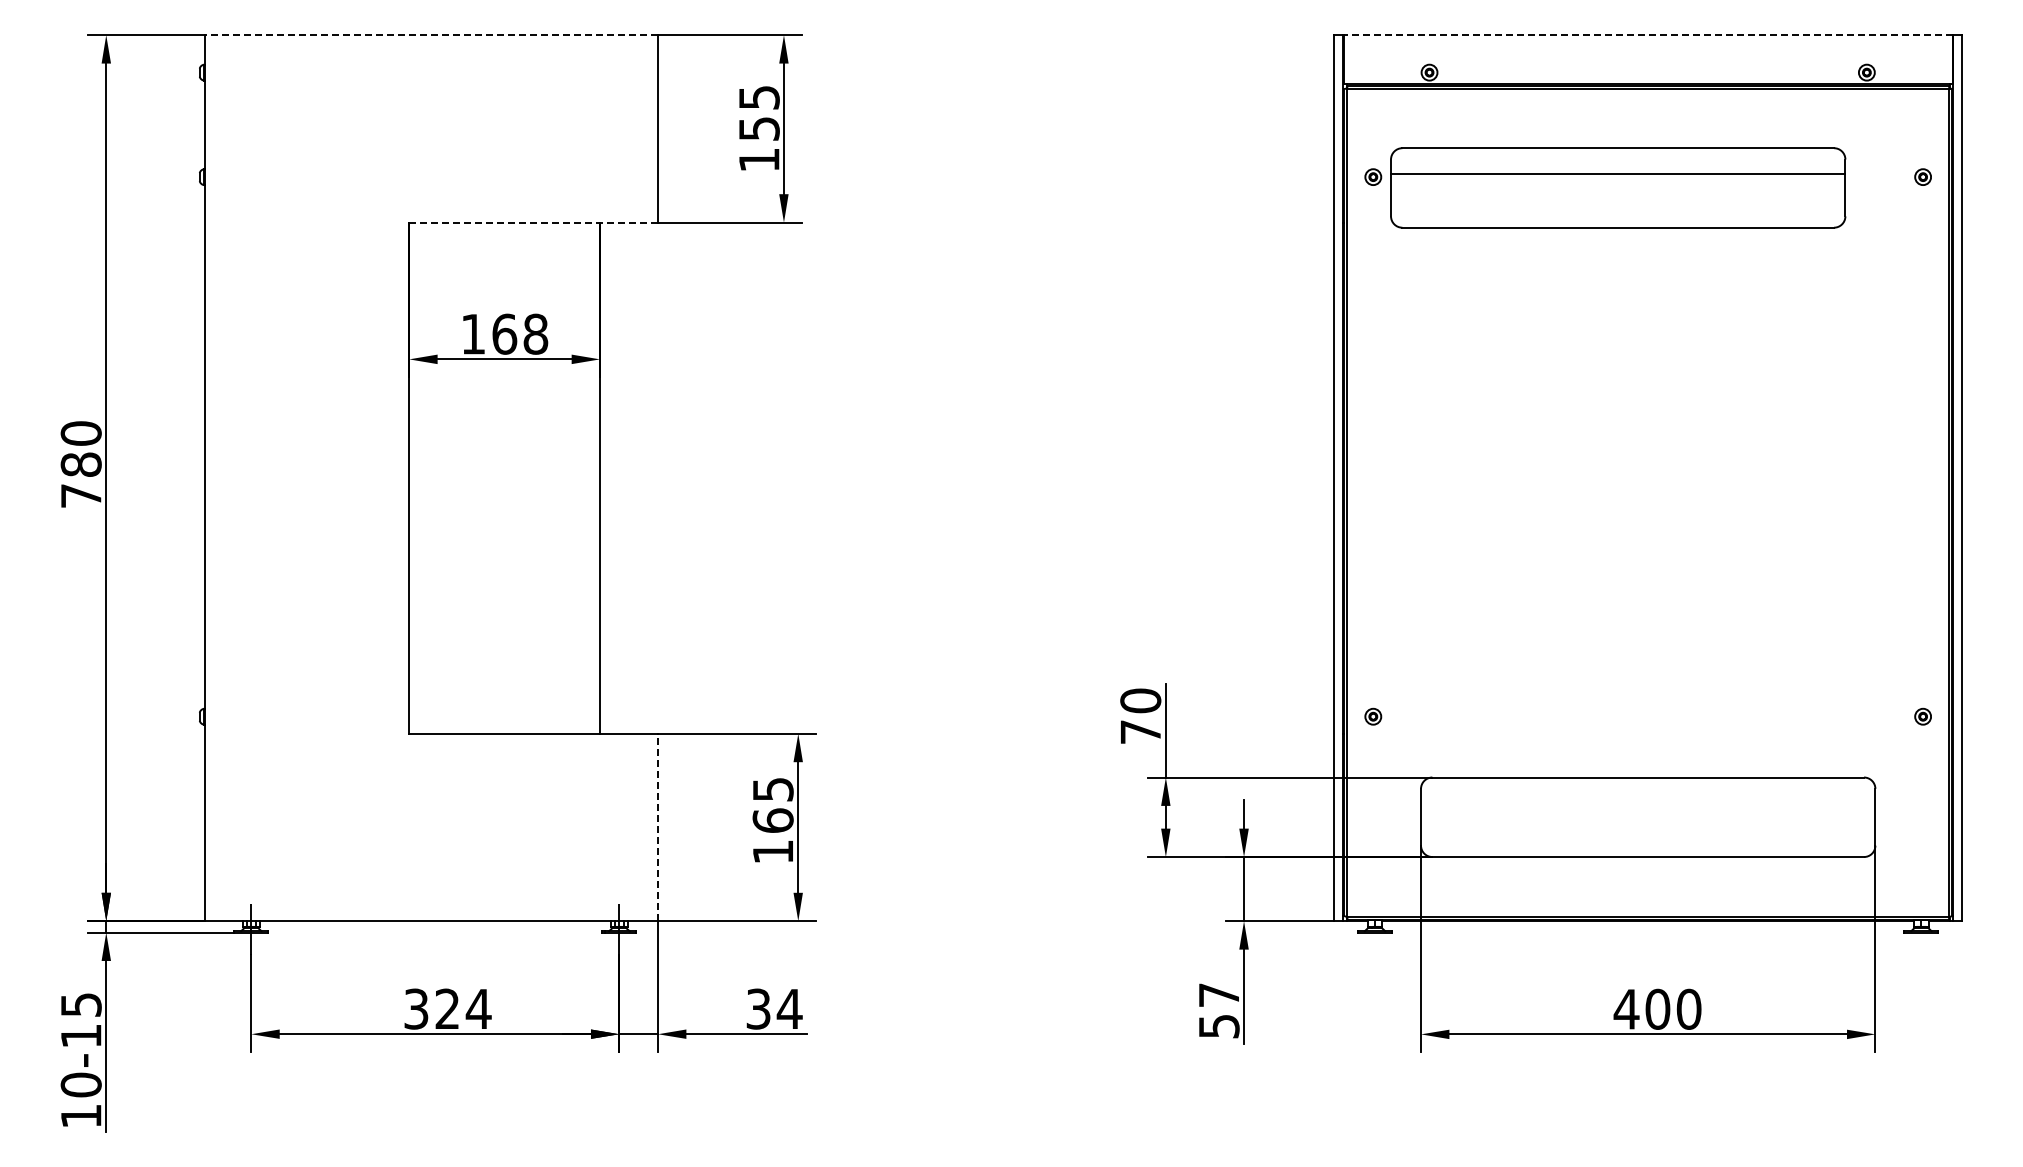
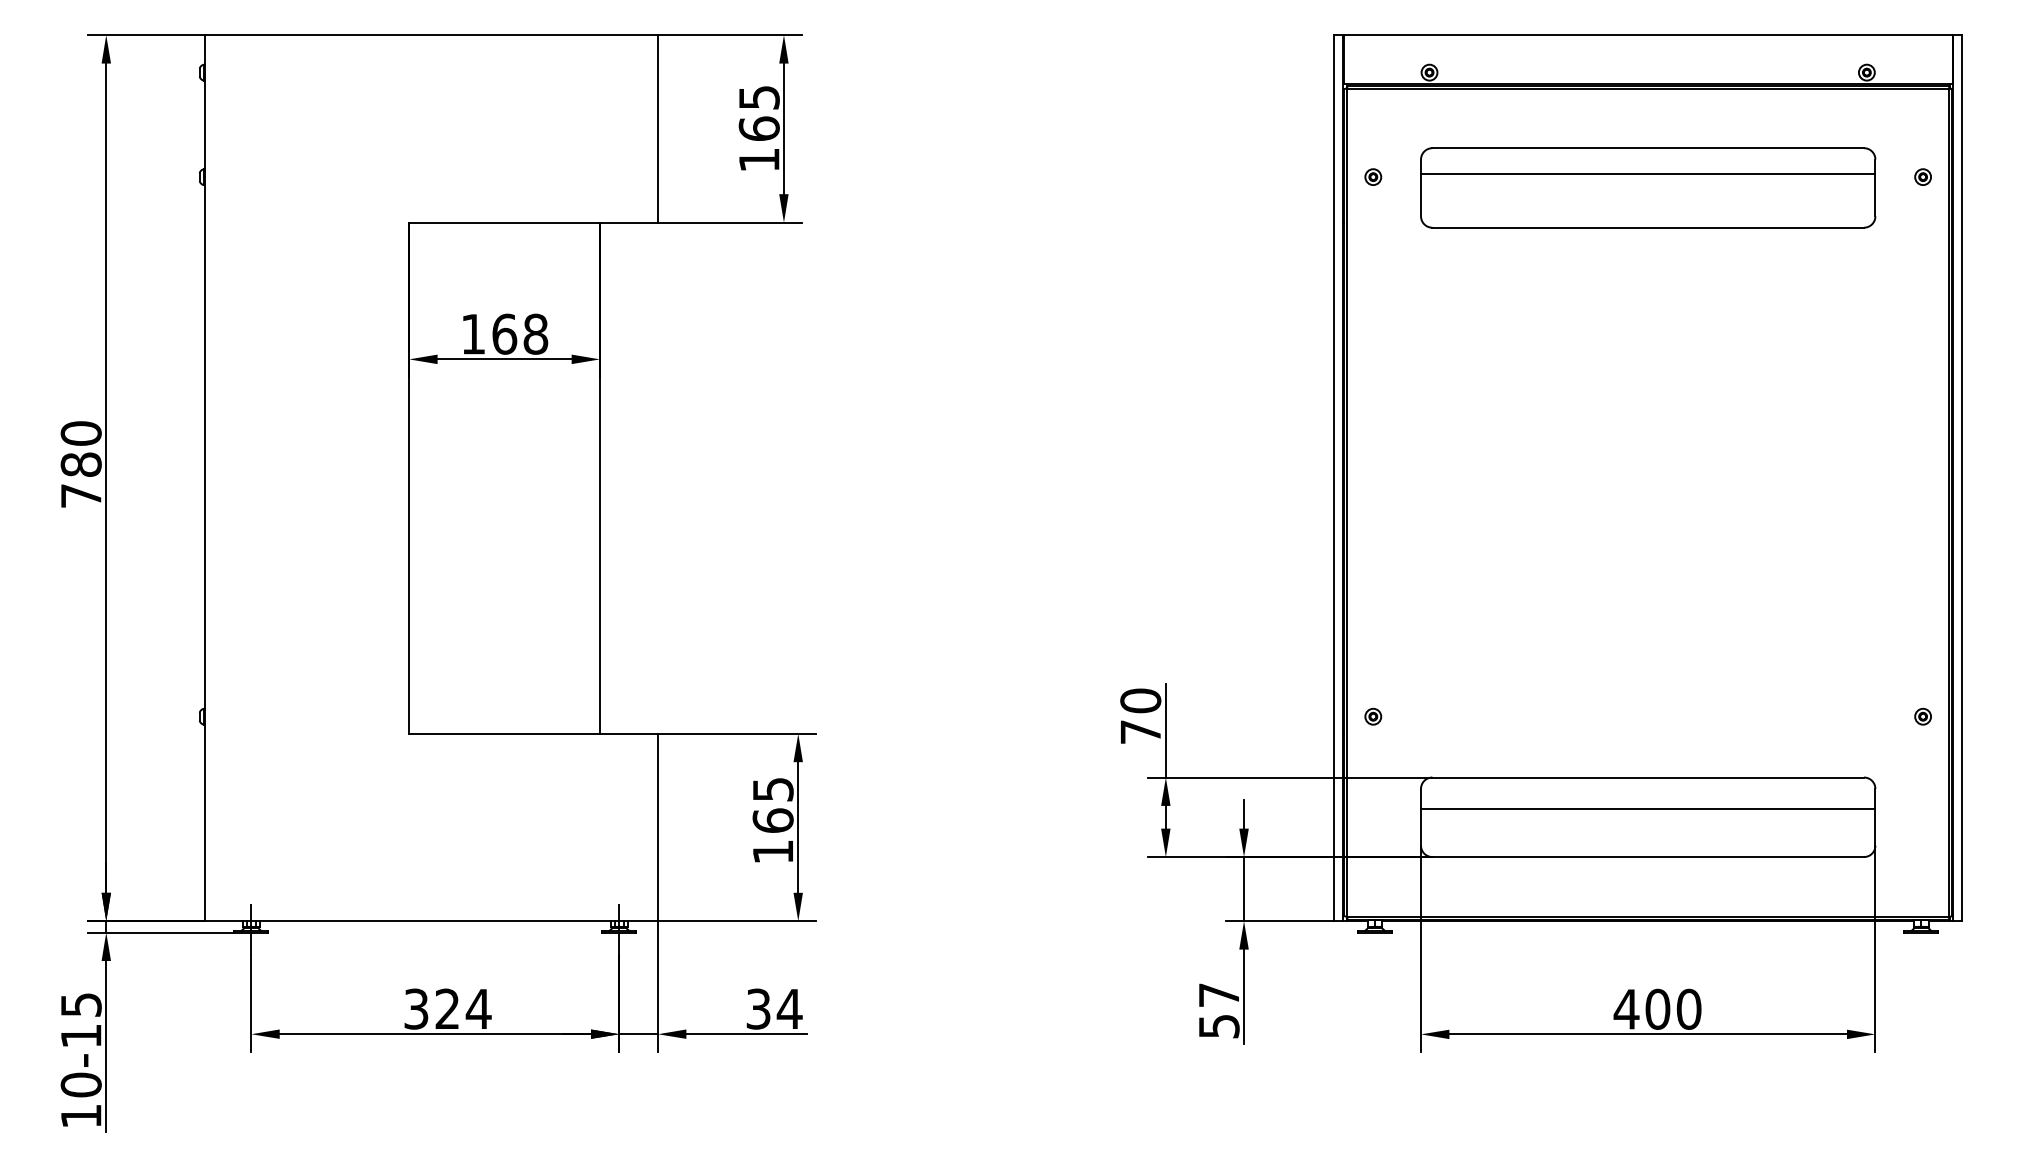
line: dashed -> solid (431, 35)
line: dashed -> solid (1647, 35)
text: 155 -> 165 (758, 128)
part position: (1618, 187) -> (1648, 187) (1648, 187)
line: dashed -> solid (534, 222)
line: none -> present (1648, 808)
line: dashed -> solid (658, 827)
